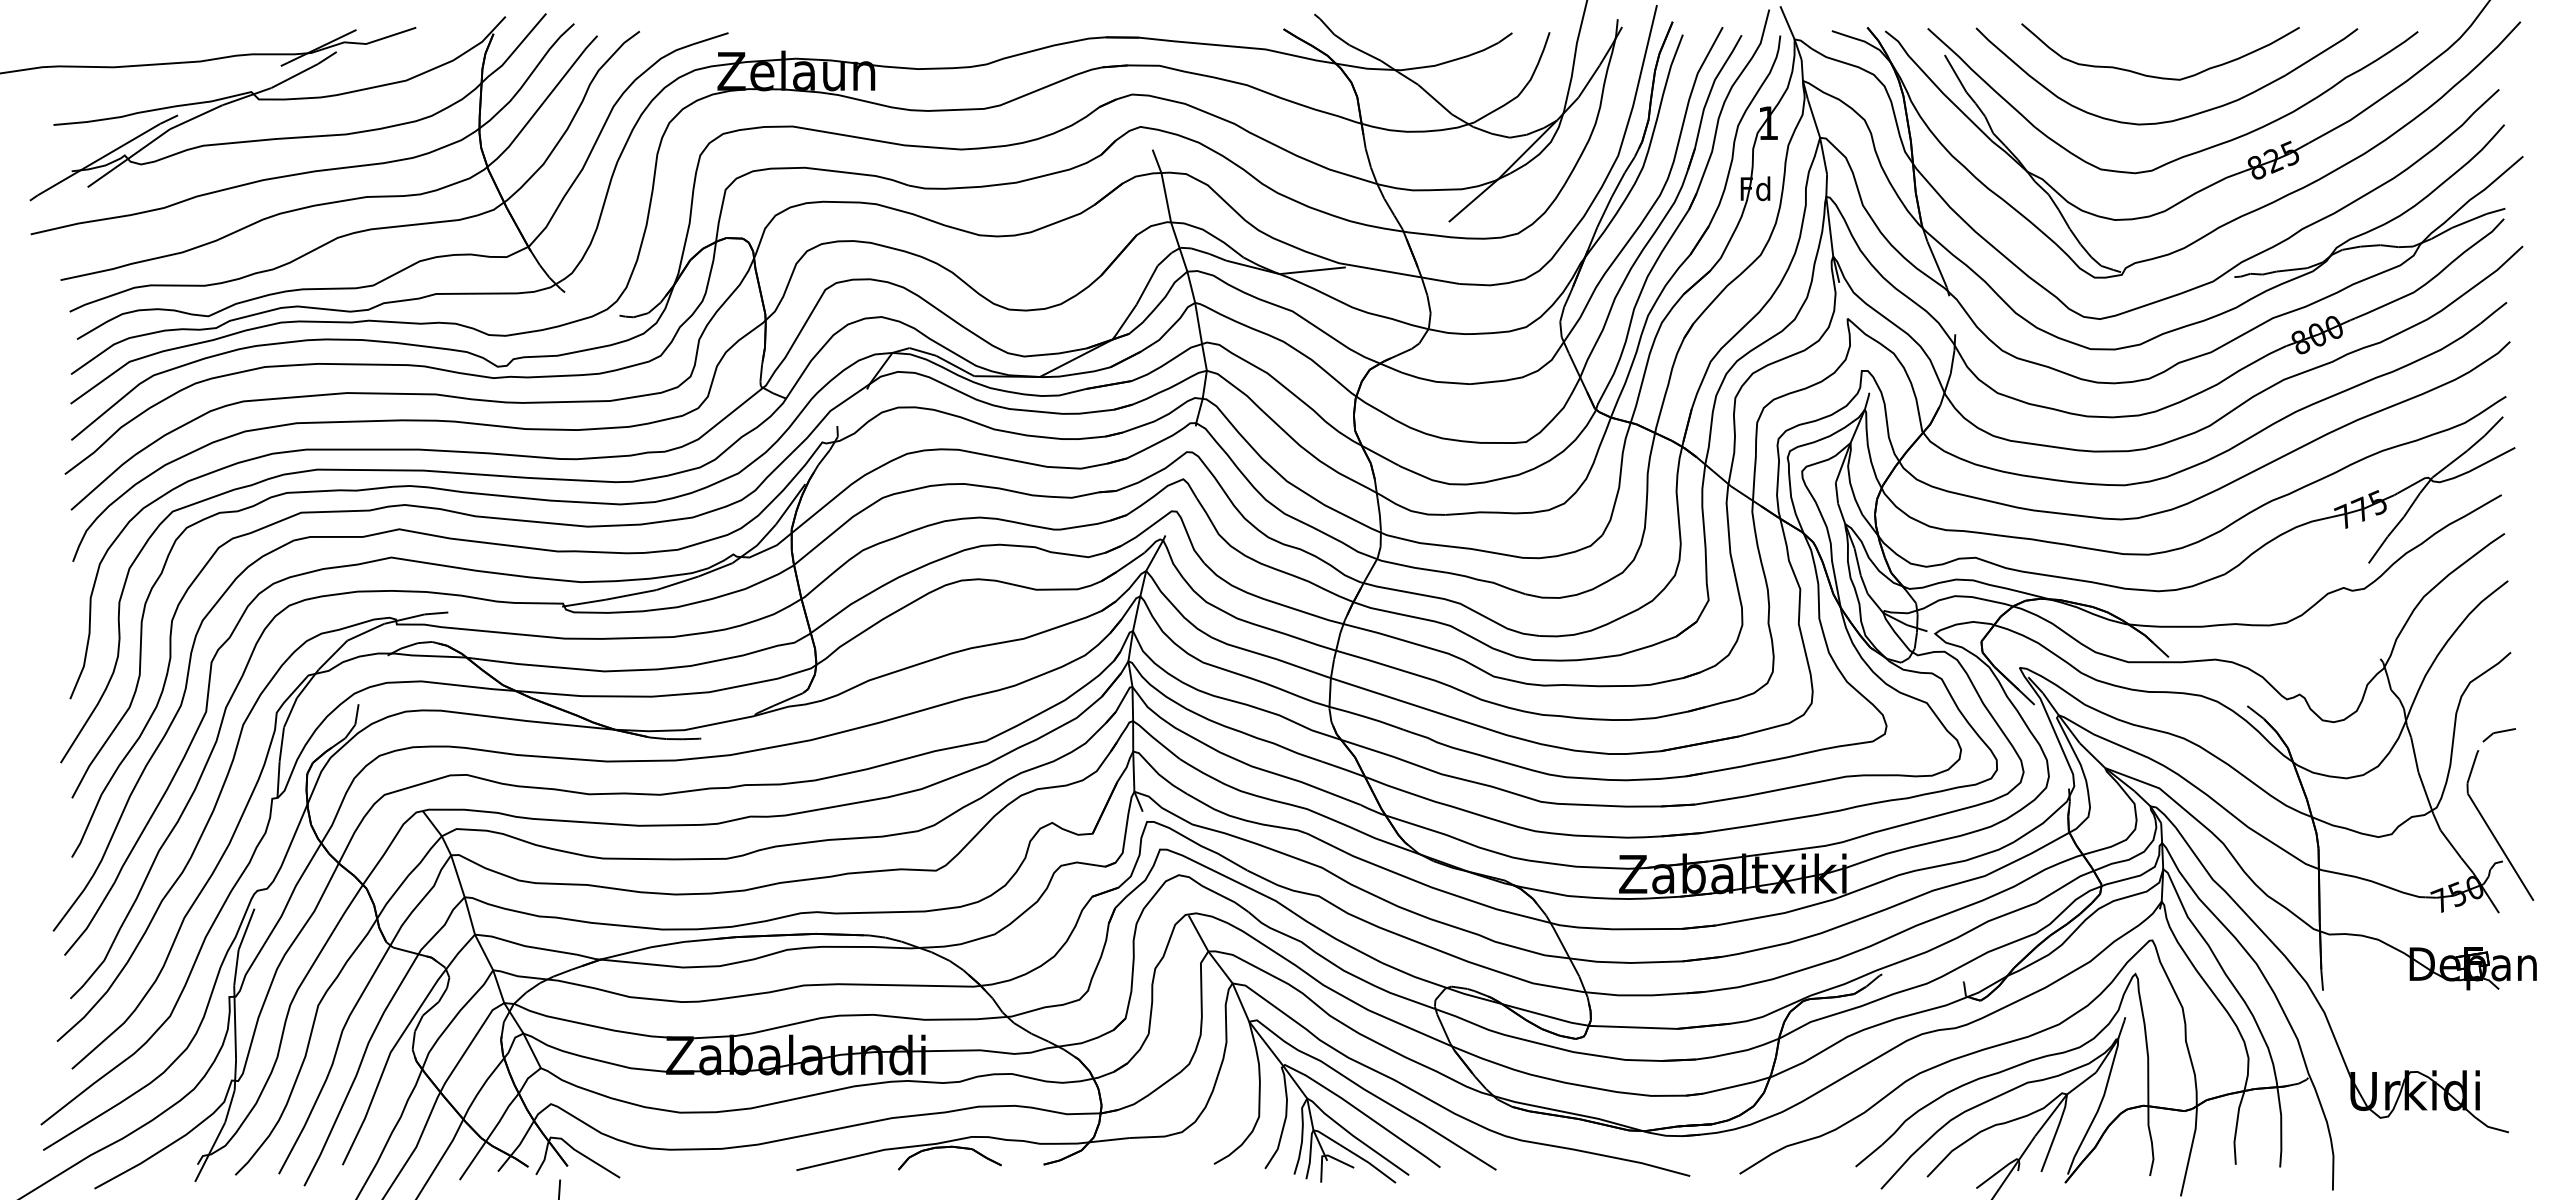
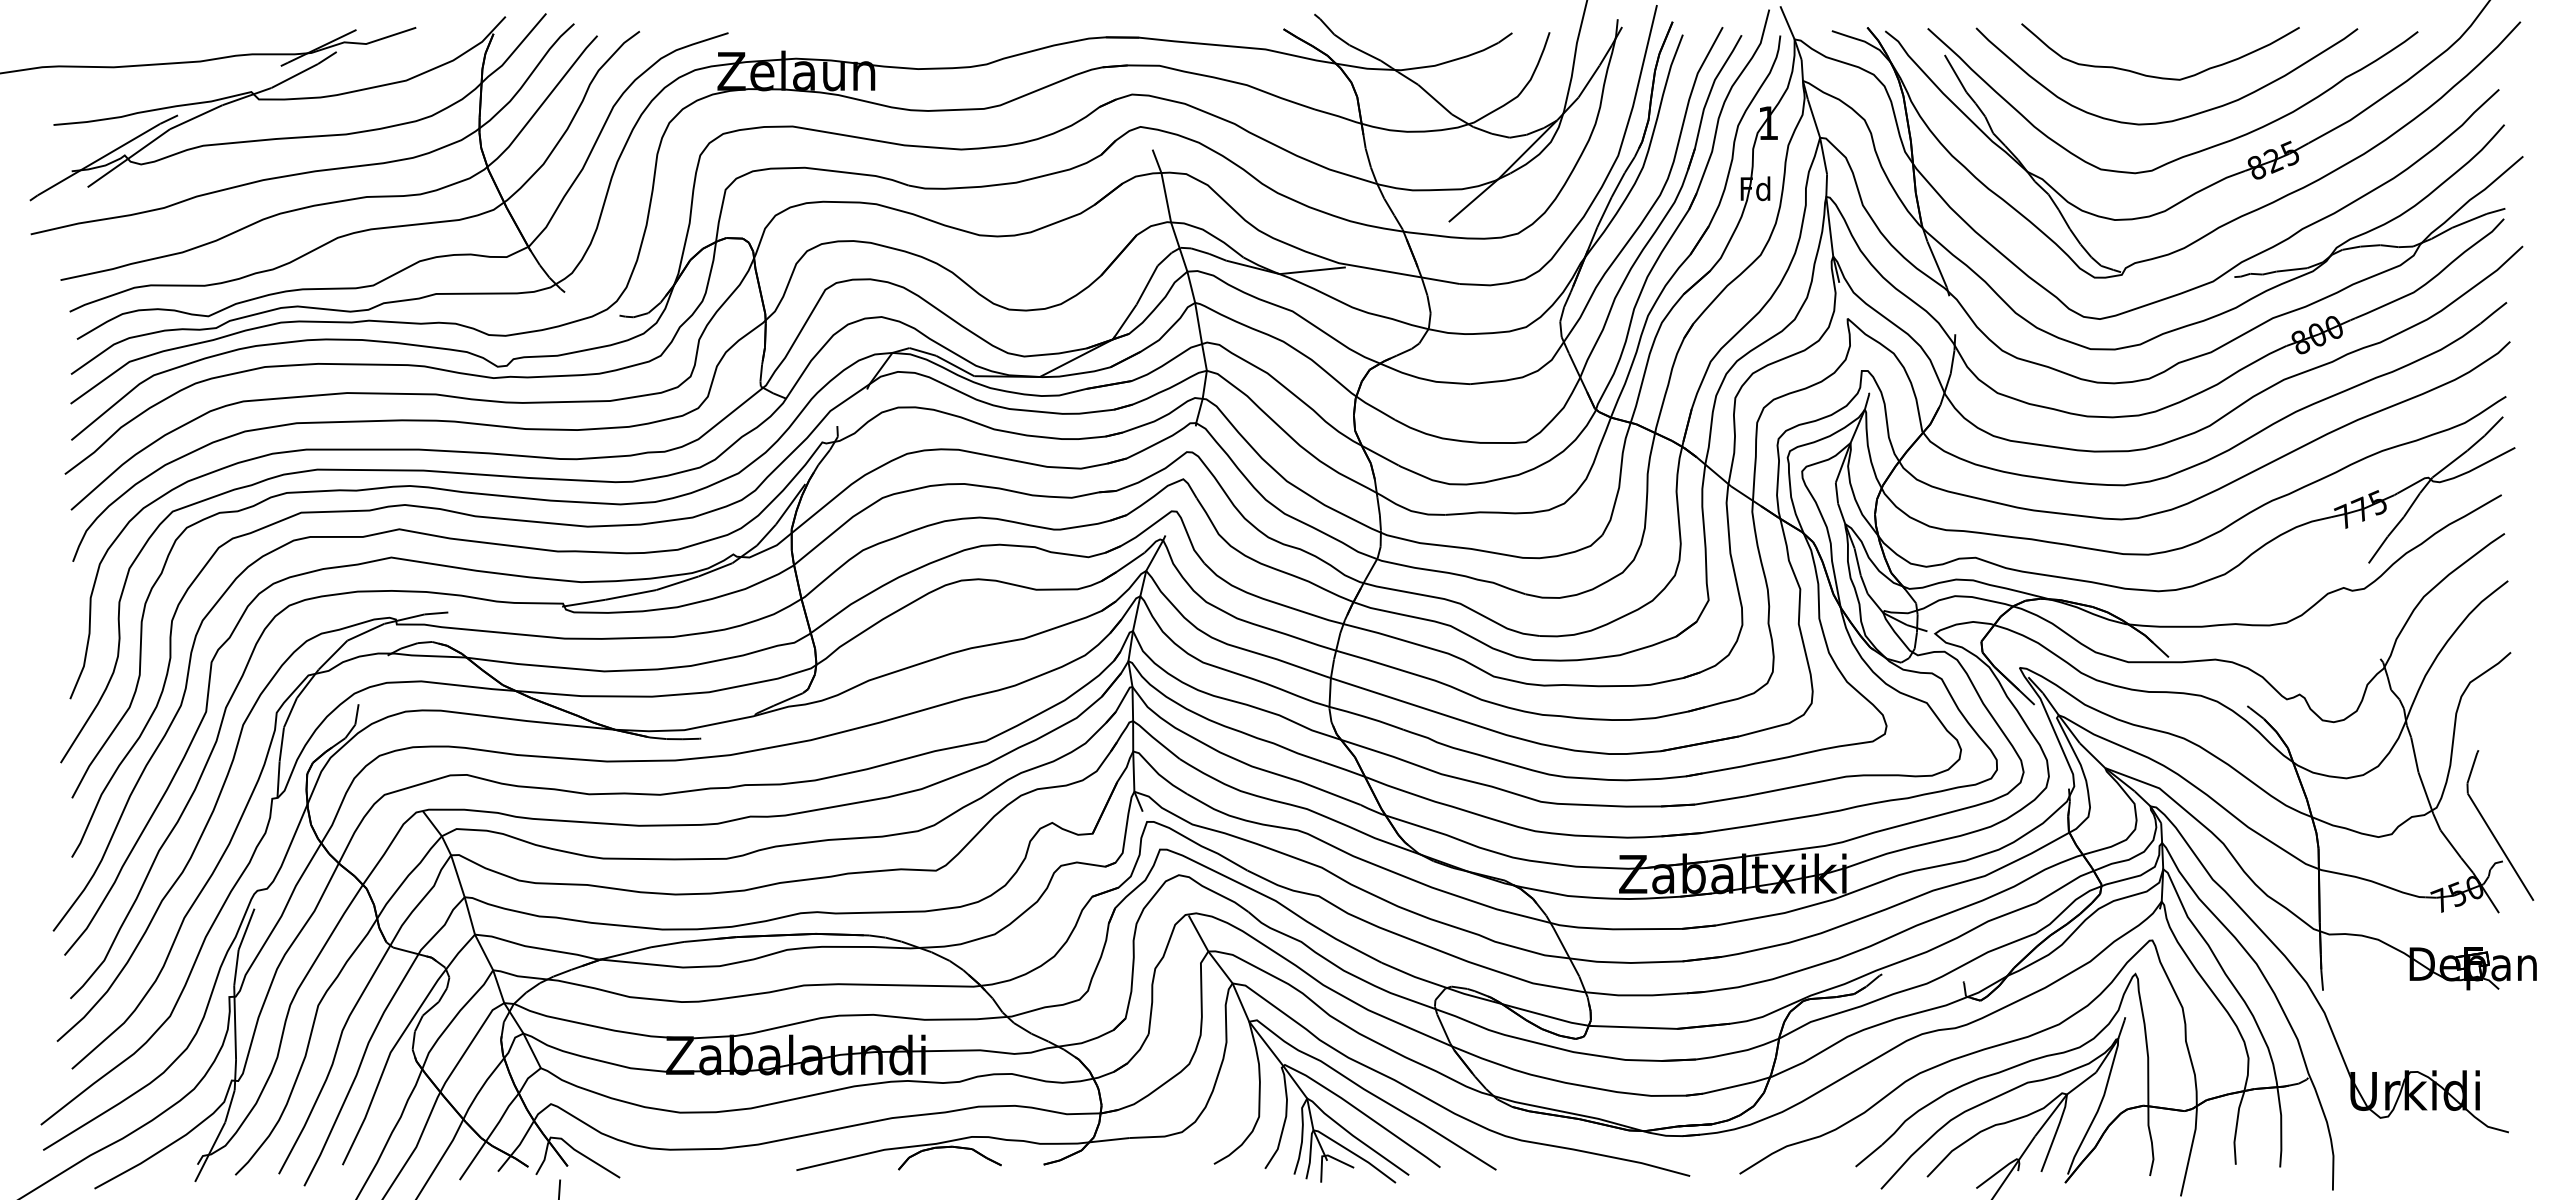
line: present -> none (2498, 733)
